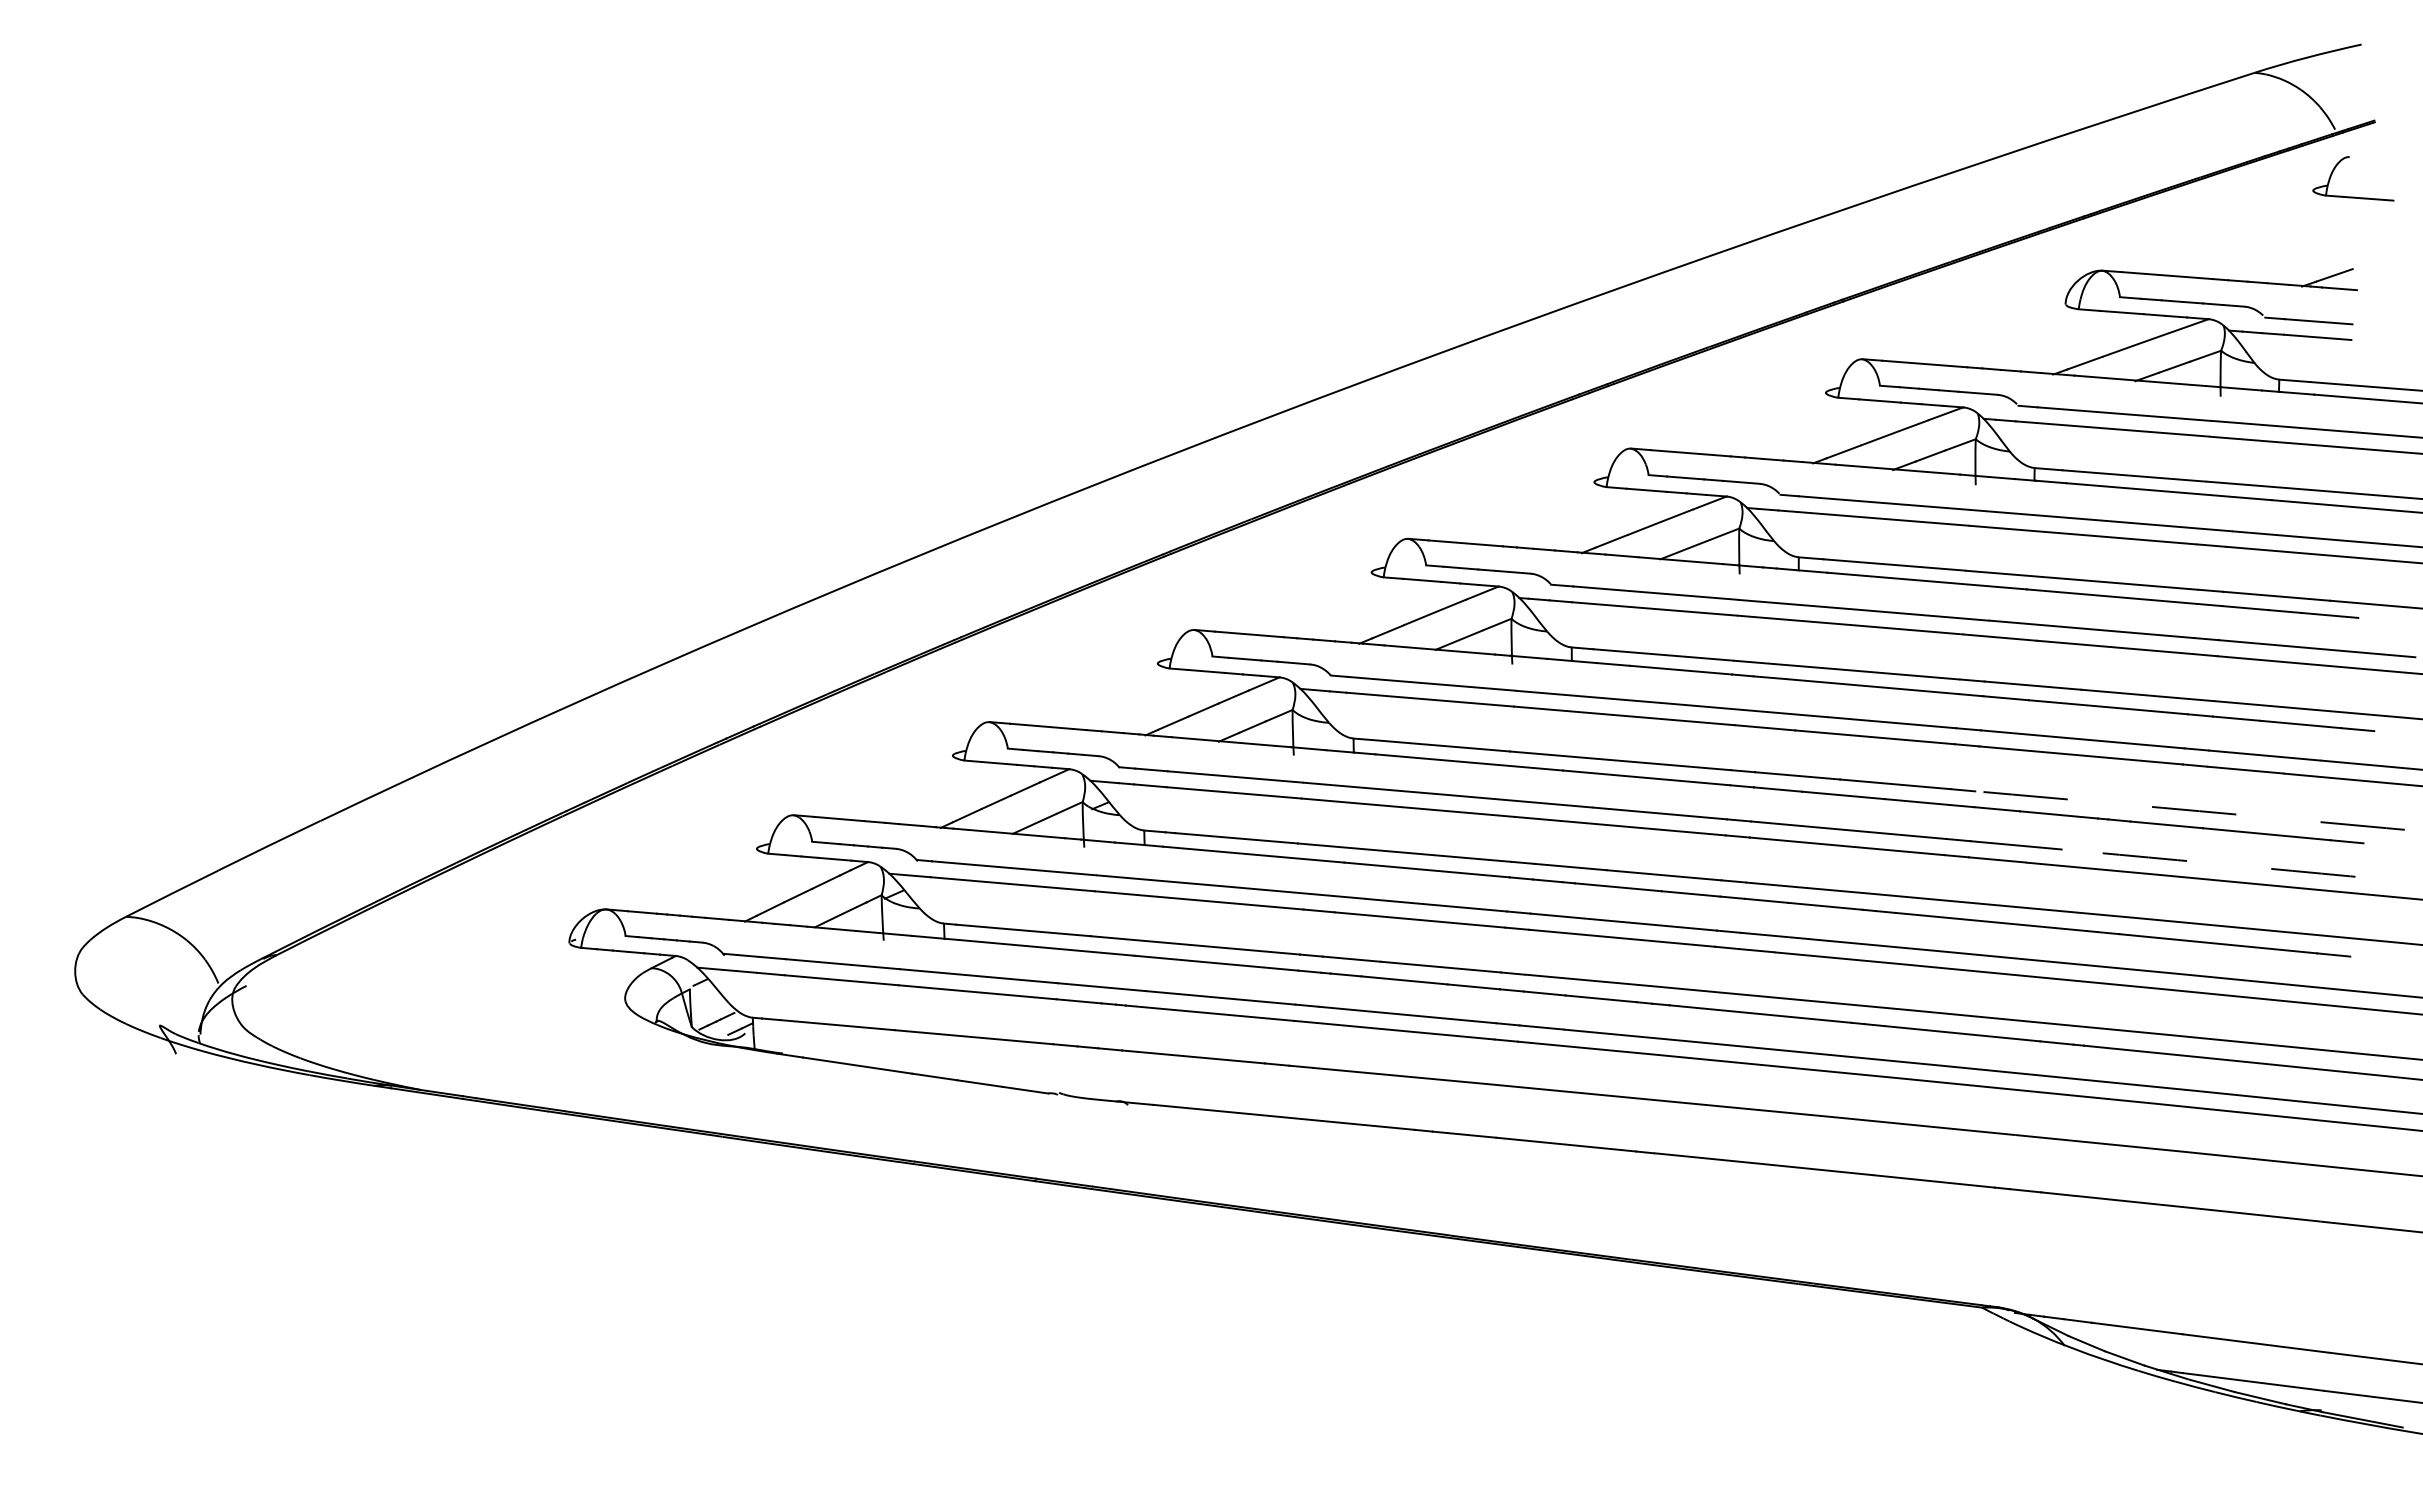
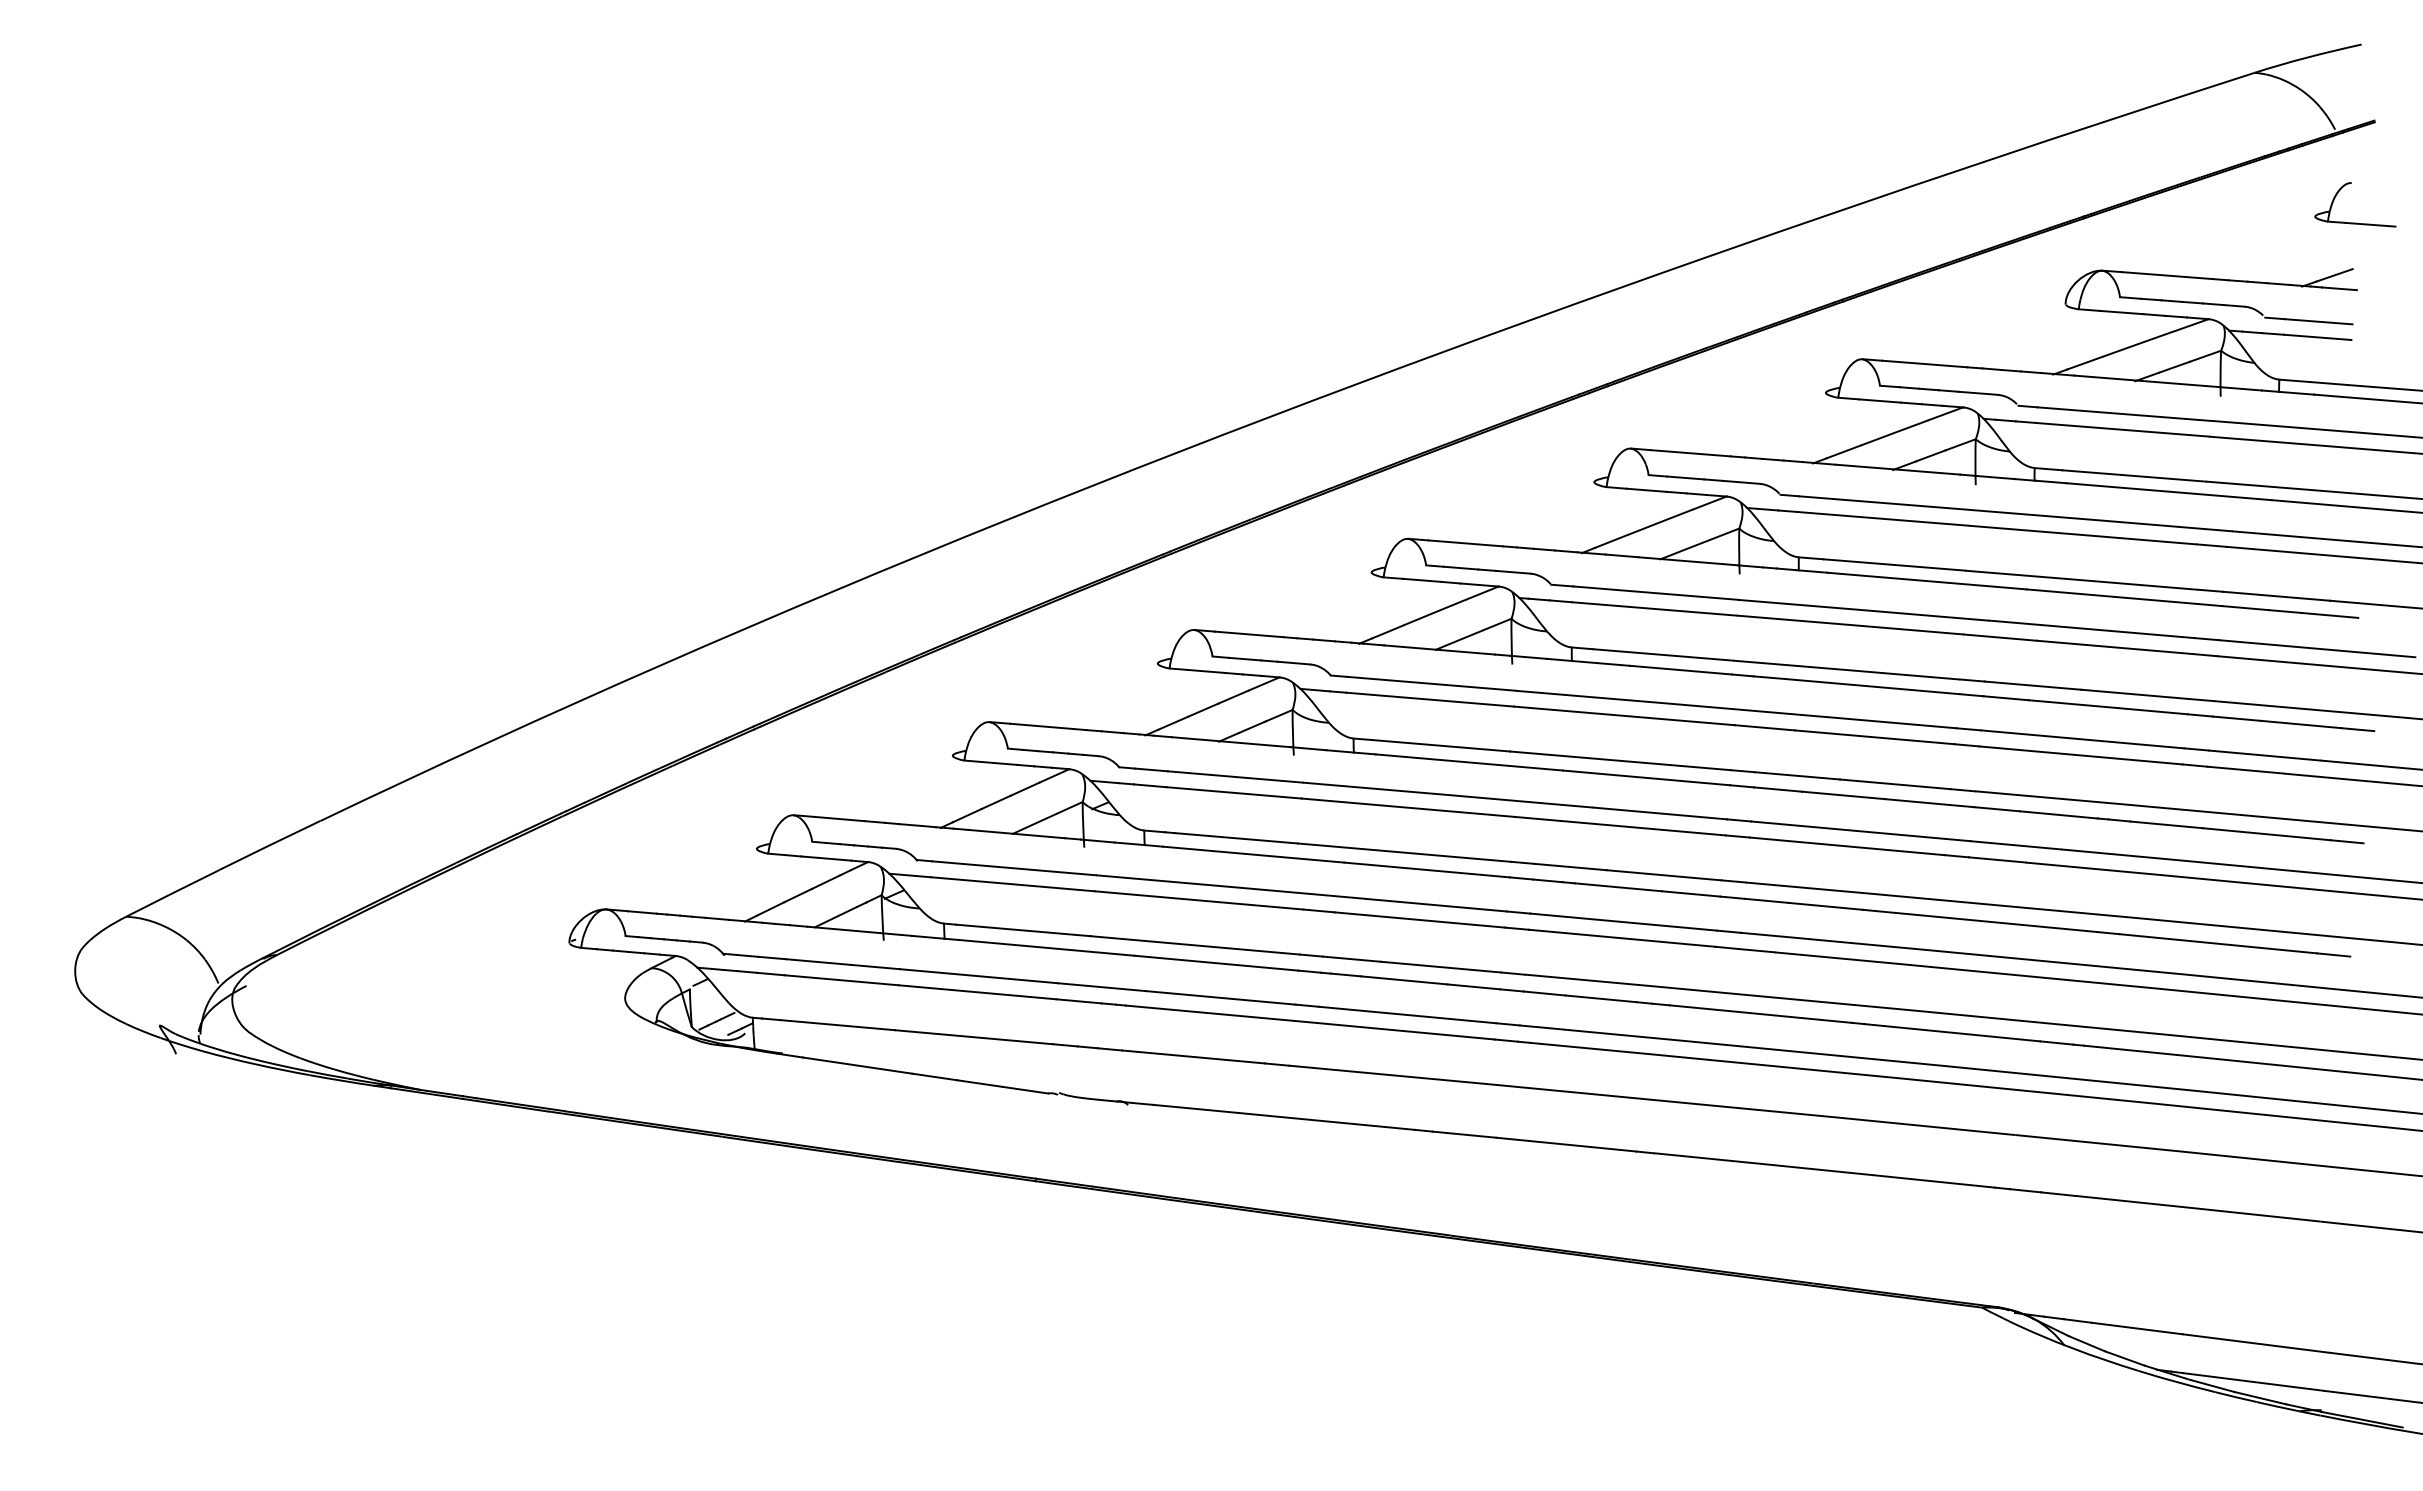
part position: (2353, 196) -> (2355, 222) (2355, 222)
arc: dashed -> solid (2199, 811)
arc: dashed -> solid (2242, 866)
